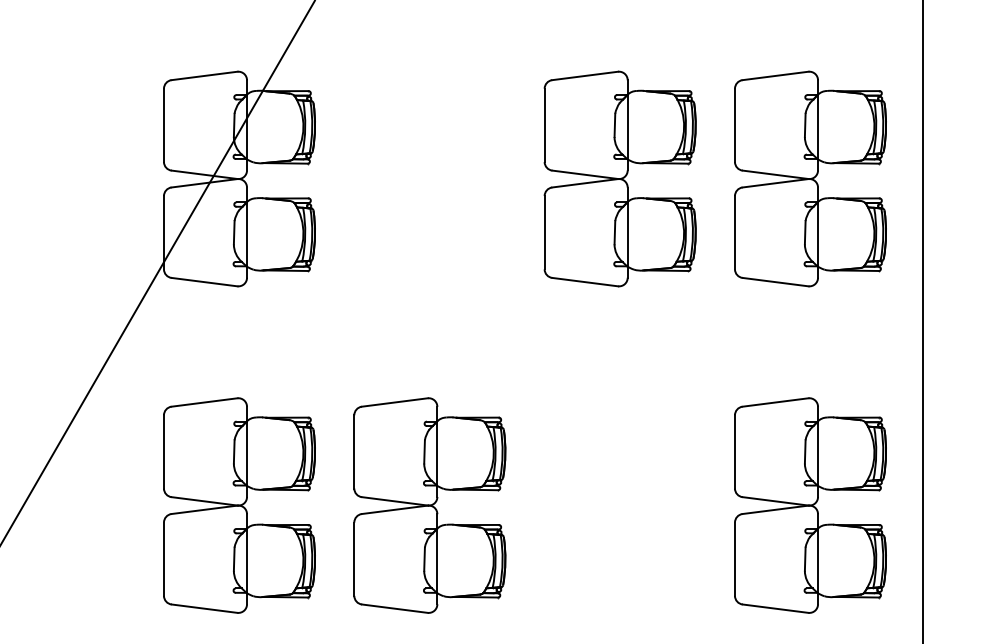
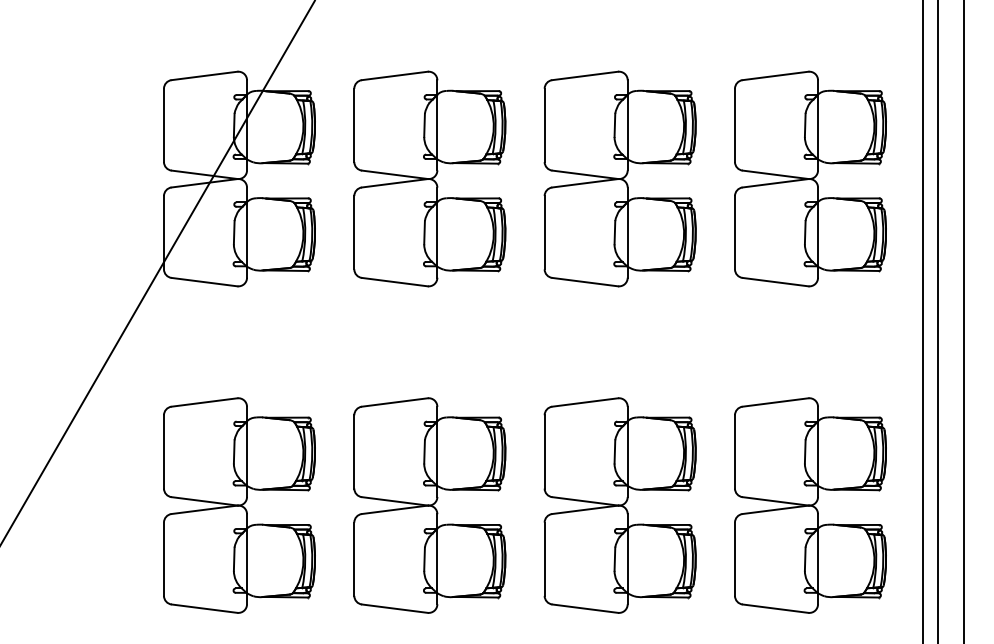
part: none -> present (429, 178)
line: none -> present (938, 321)
line: none -> present (964, 321)
part: none -> present (619, 505)
